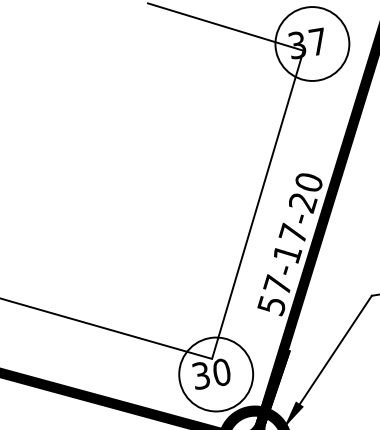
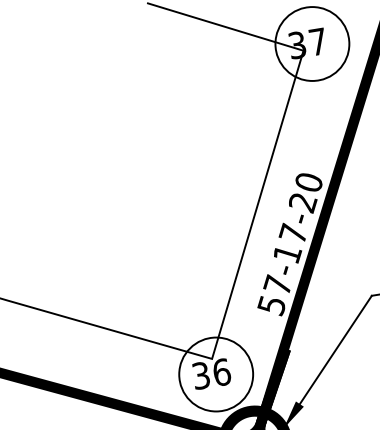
text: 30 -> 36 (222, 371)
